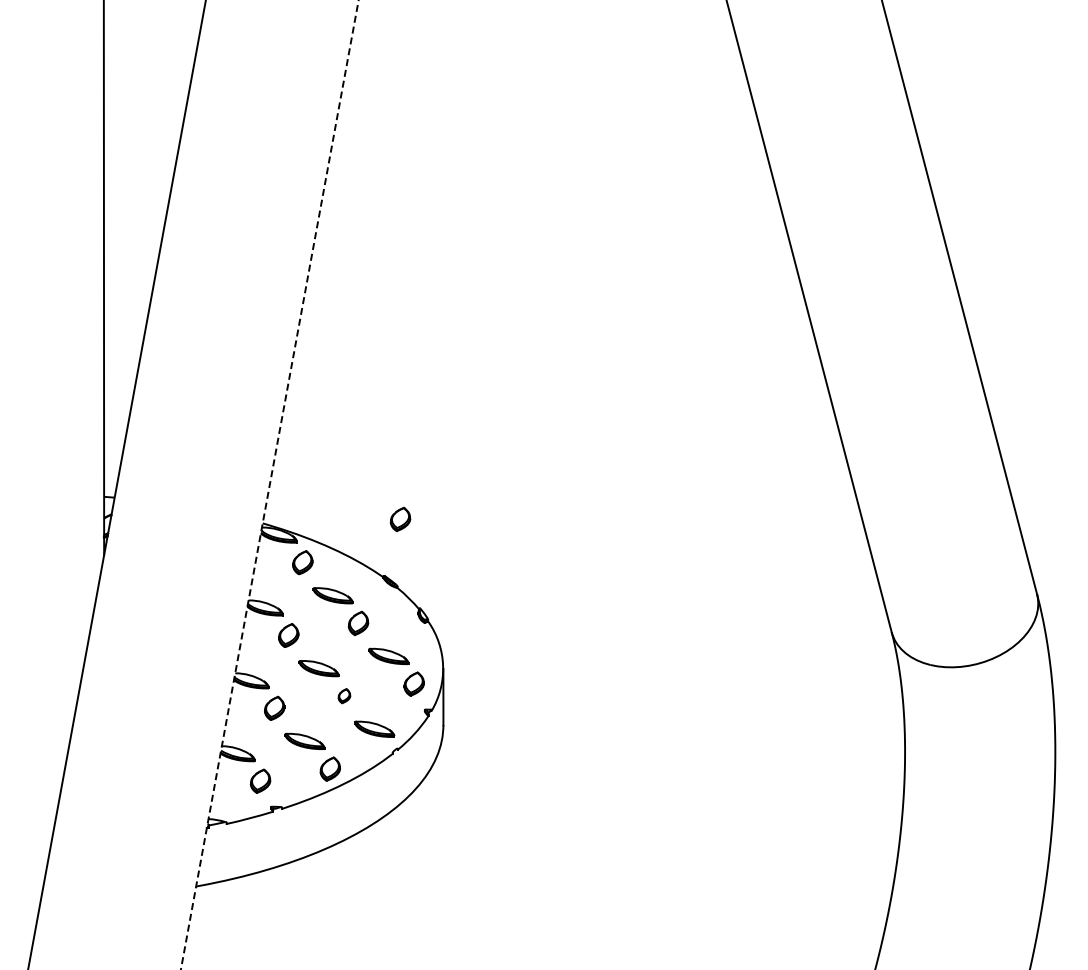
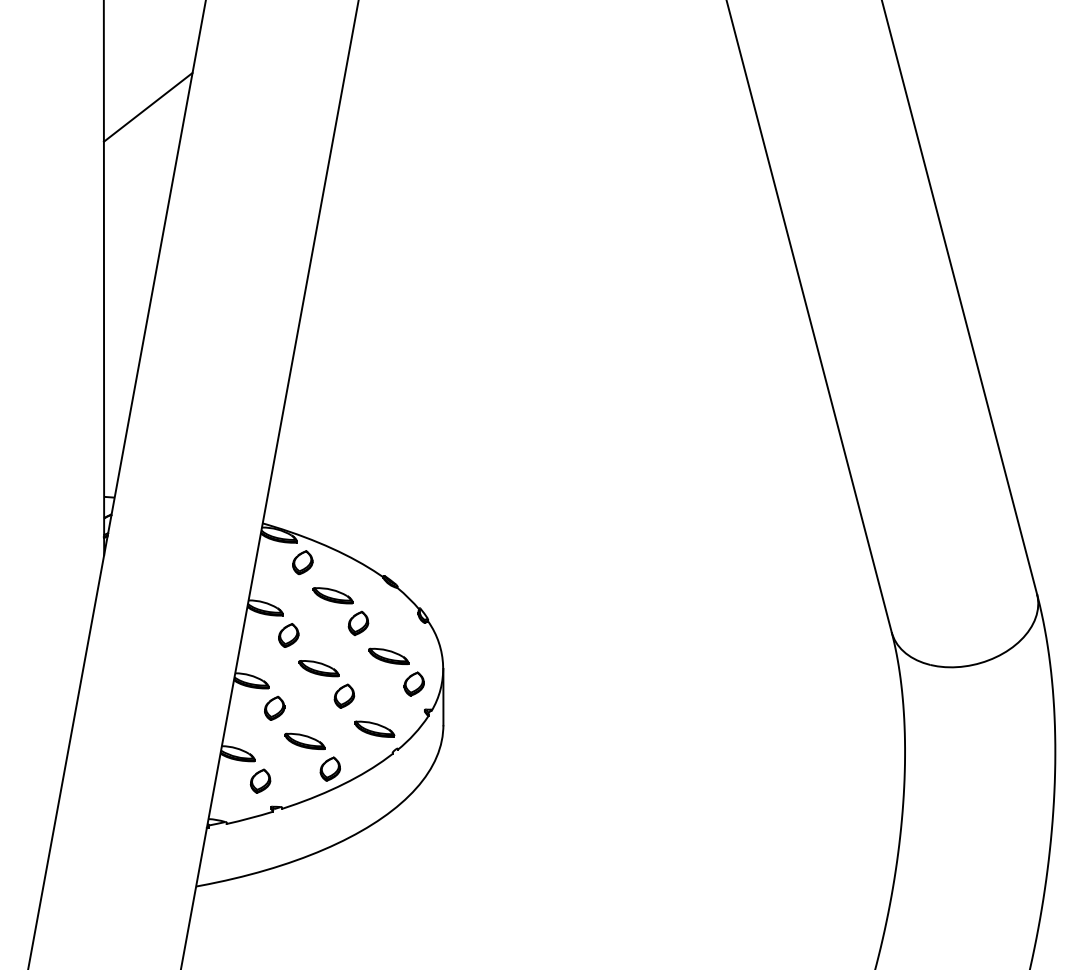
line: none -> present (147, 106)
line: dashed -> solid (269, 484)
part: present -> none (400, 518)
part size: 15x17 px -> 23x26 px (344, 695)
